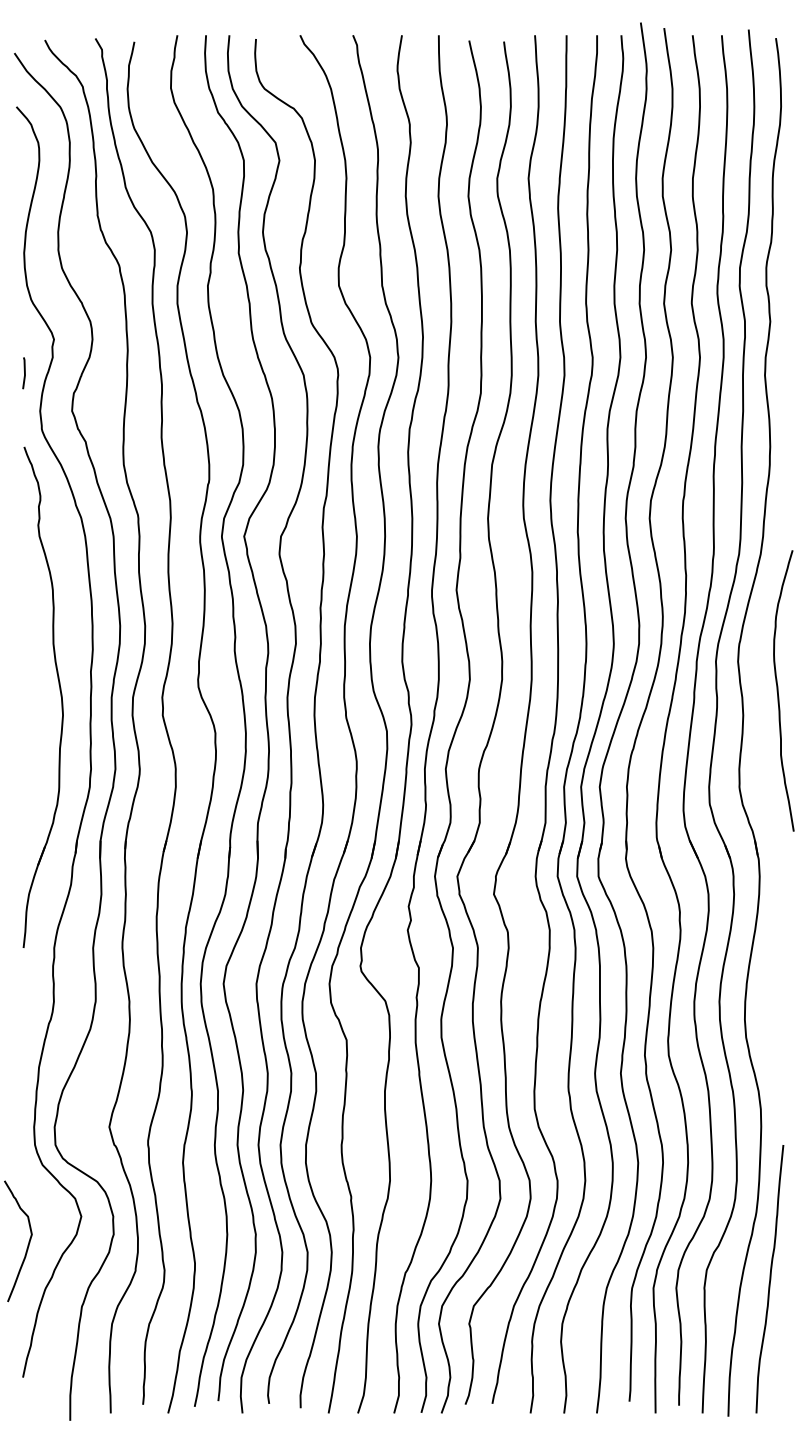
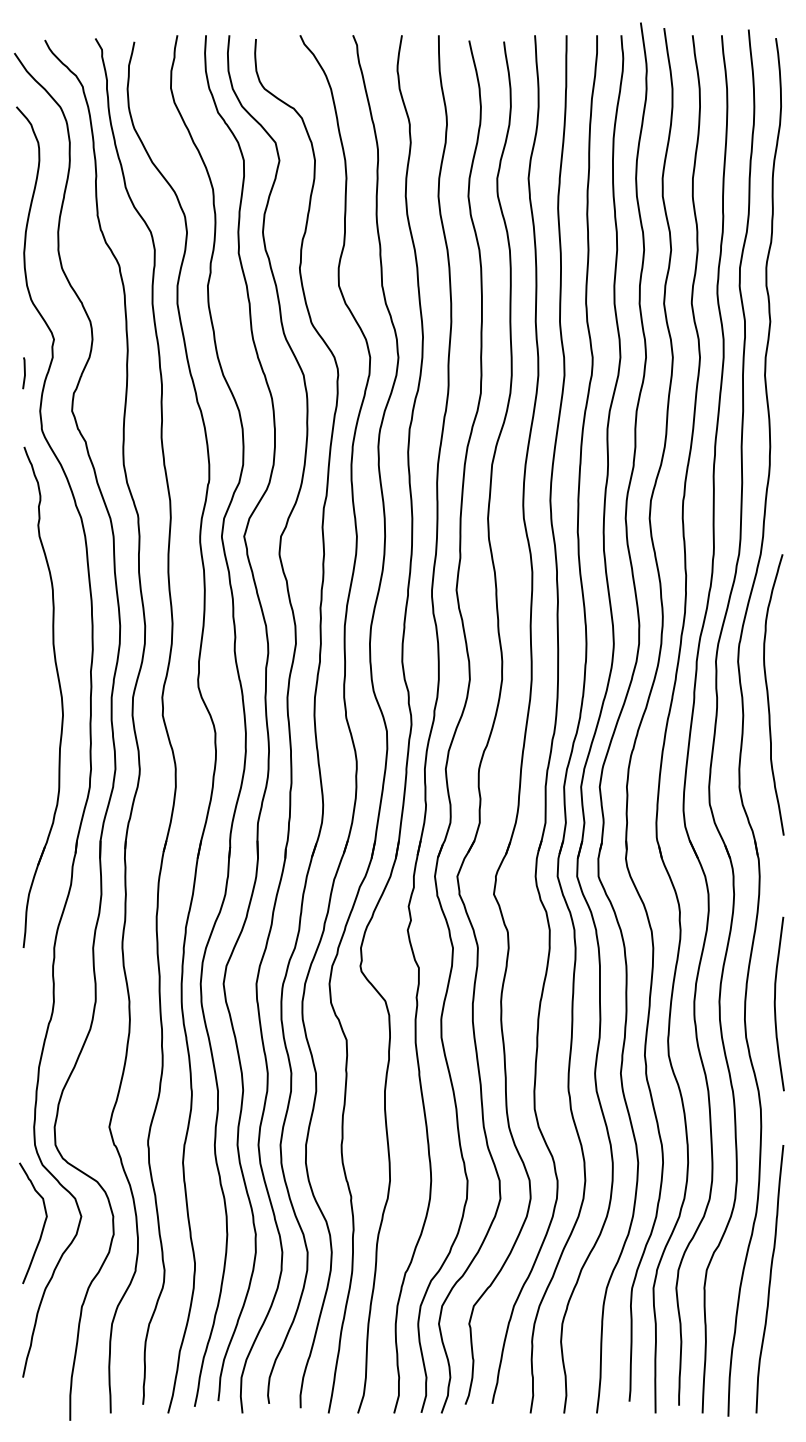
curve position: (778, 690) -> (768, 694) (768, 694)
curve: none -> present (775, 1003)
curve position: (27, 1244) -> (42, 1226) (42, 1226)
